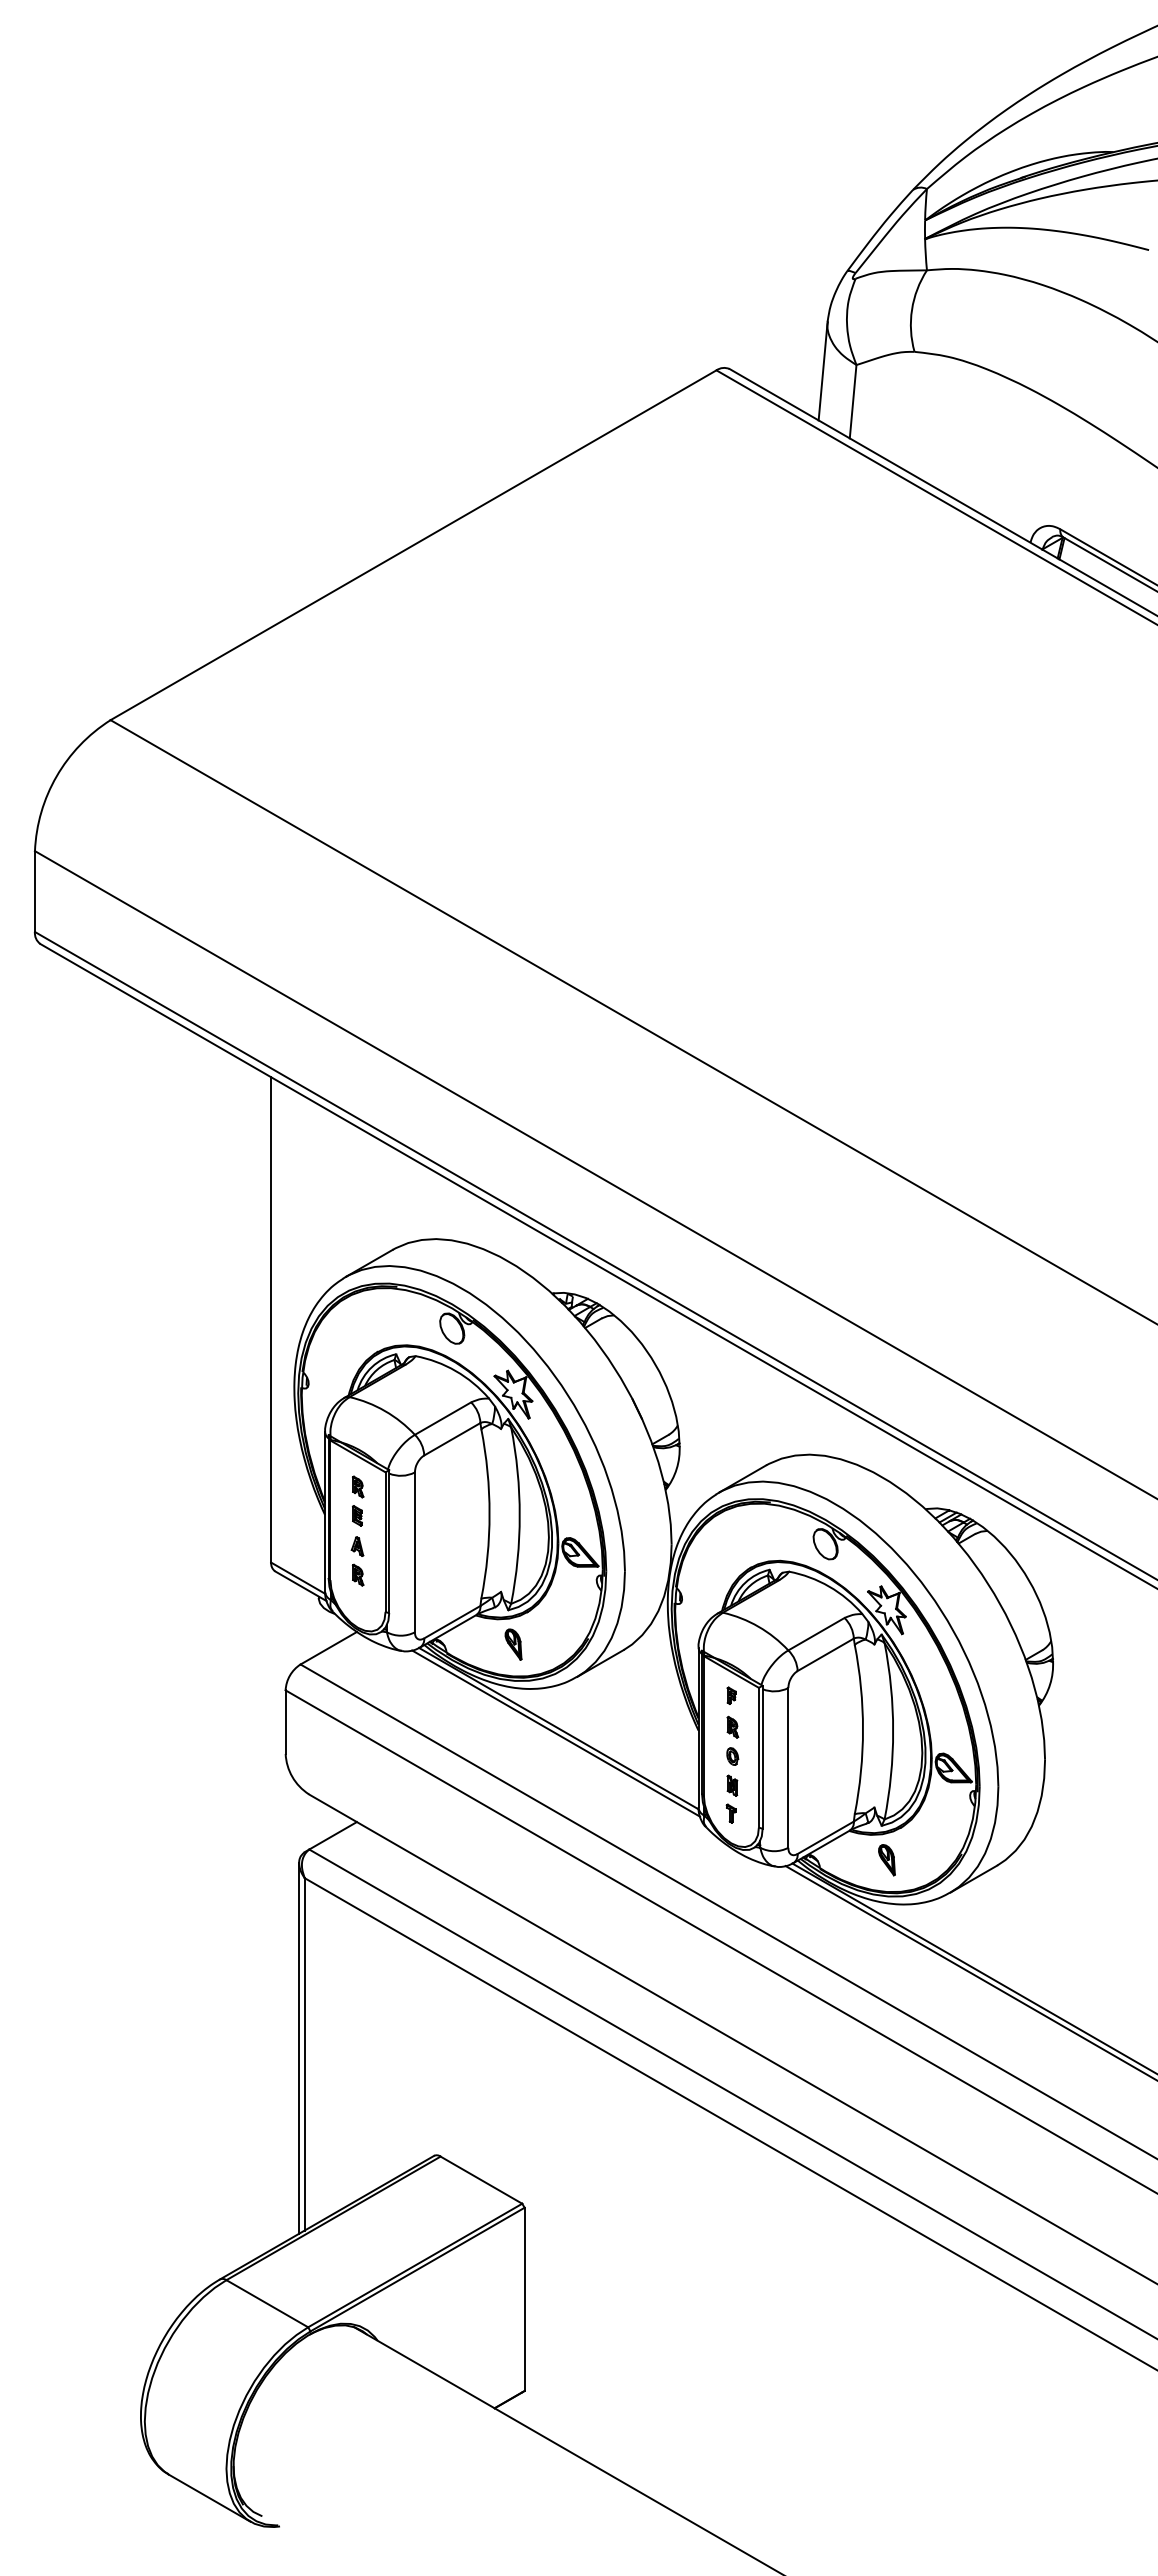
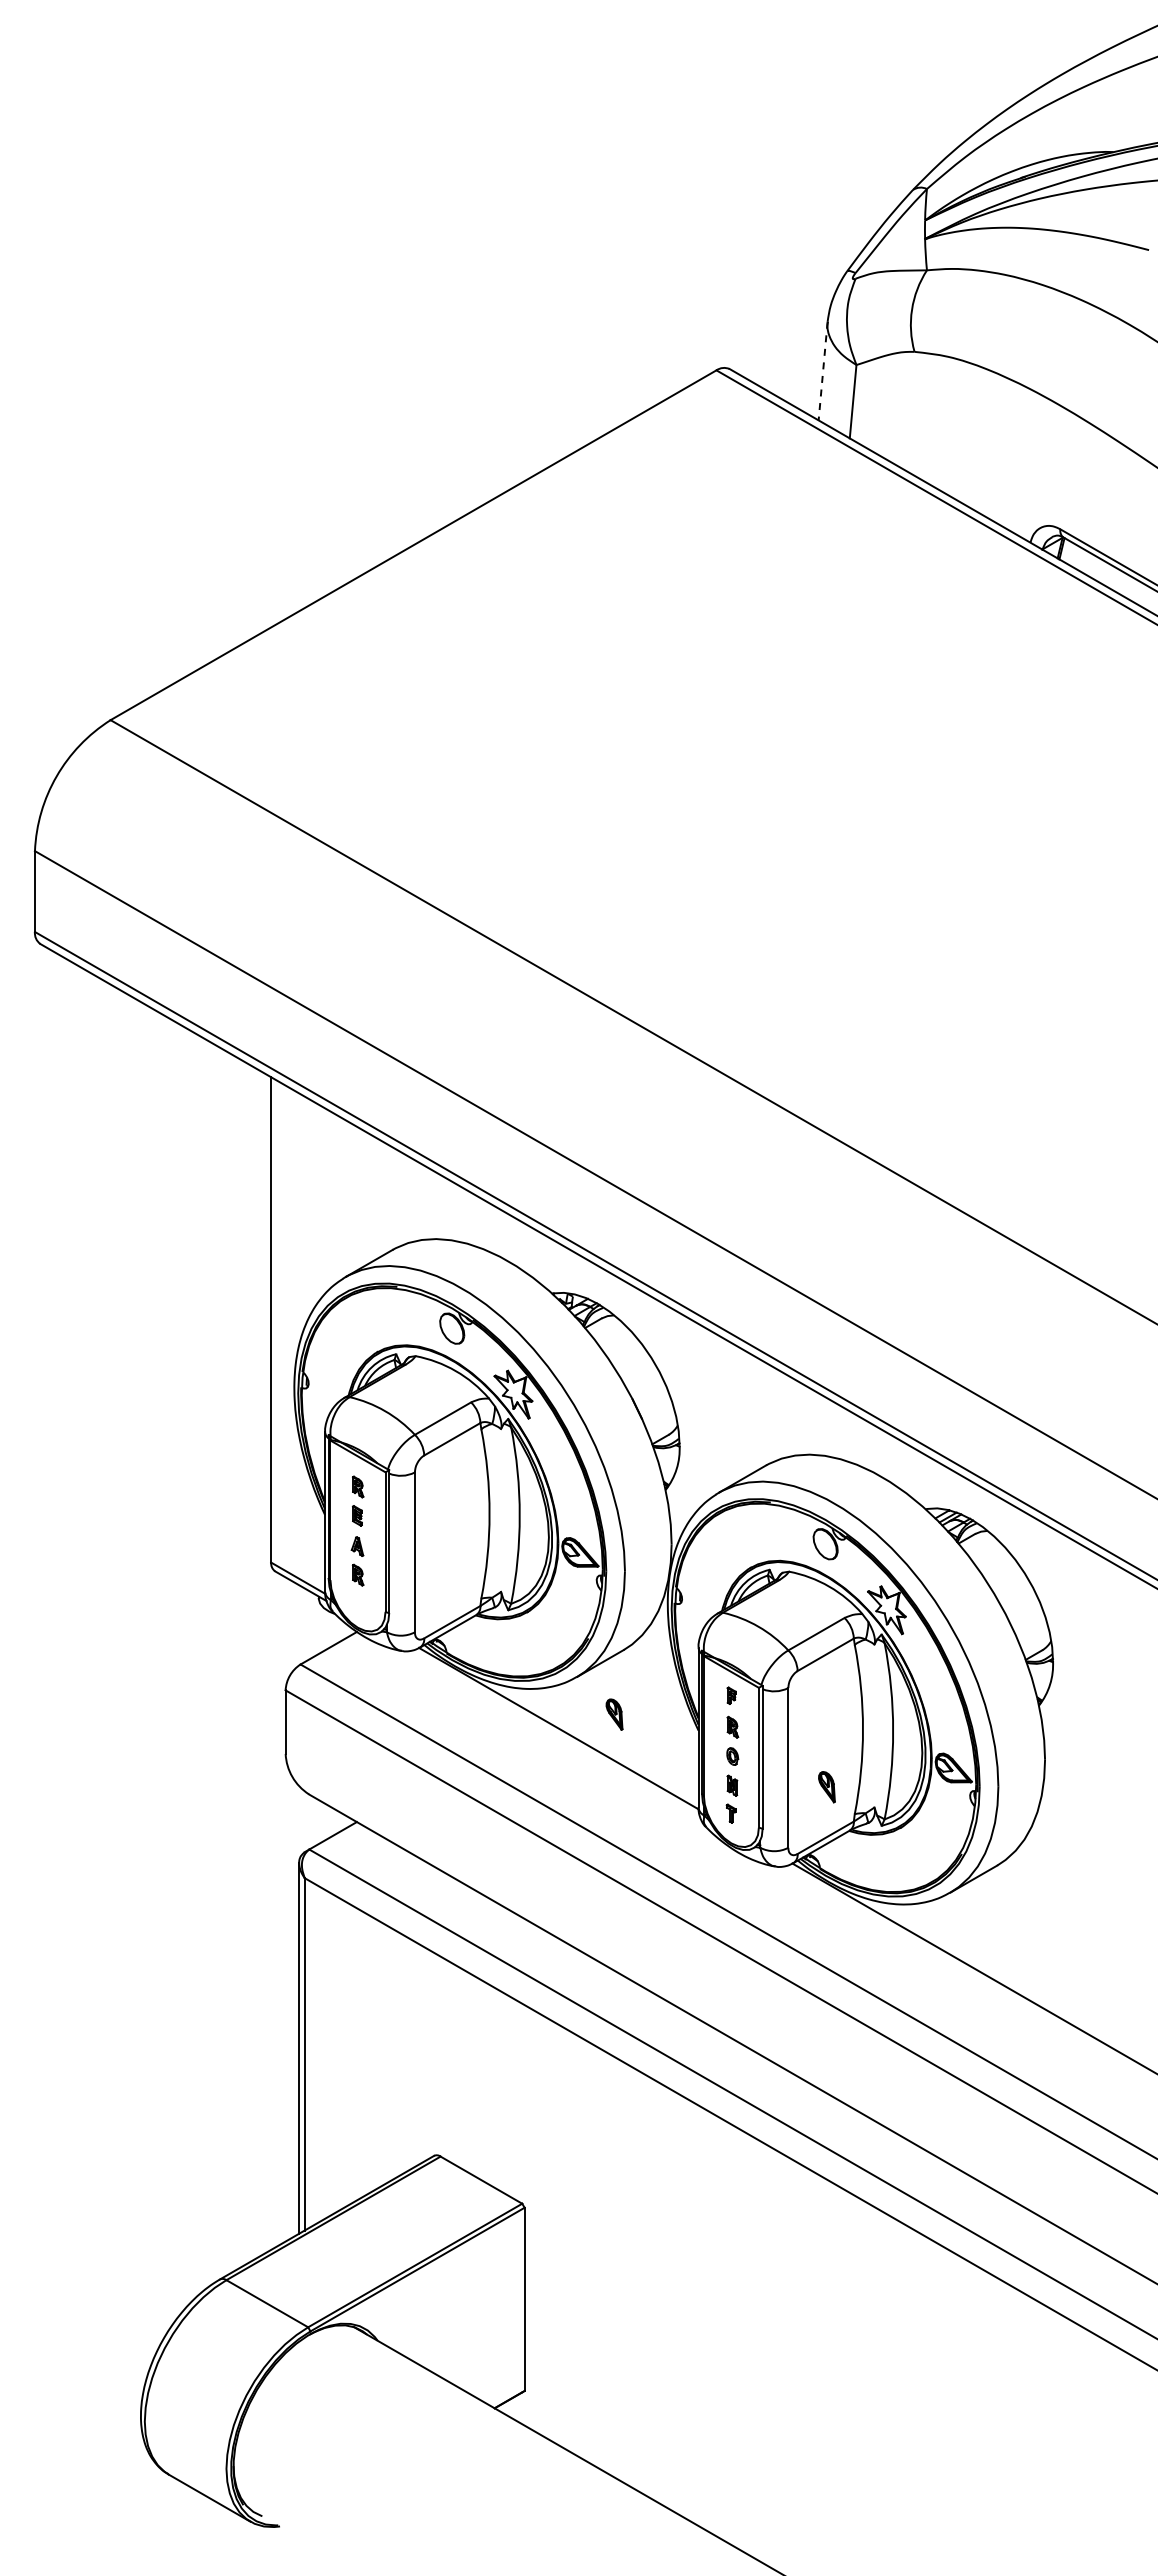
line: solid -> dashed (823, 371)
part position: (513, 1644) -> (614, 1714) (614, 1714)
line: present -> none (556, 1733)
part position: (886, 1860) -> (826, 1787) (826, 1787)
line: present -> none (969, 1972)
